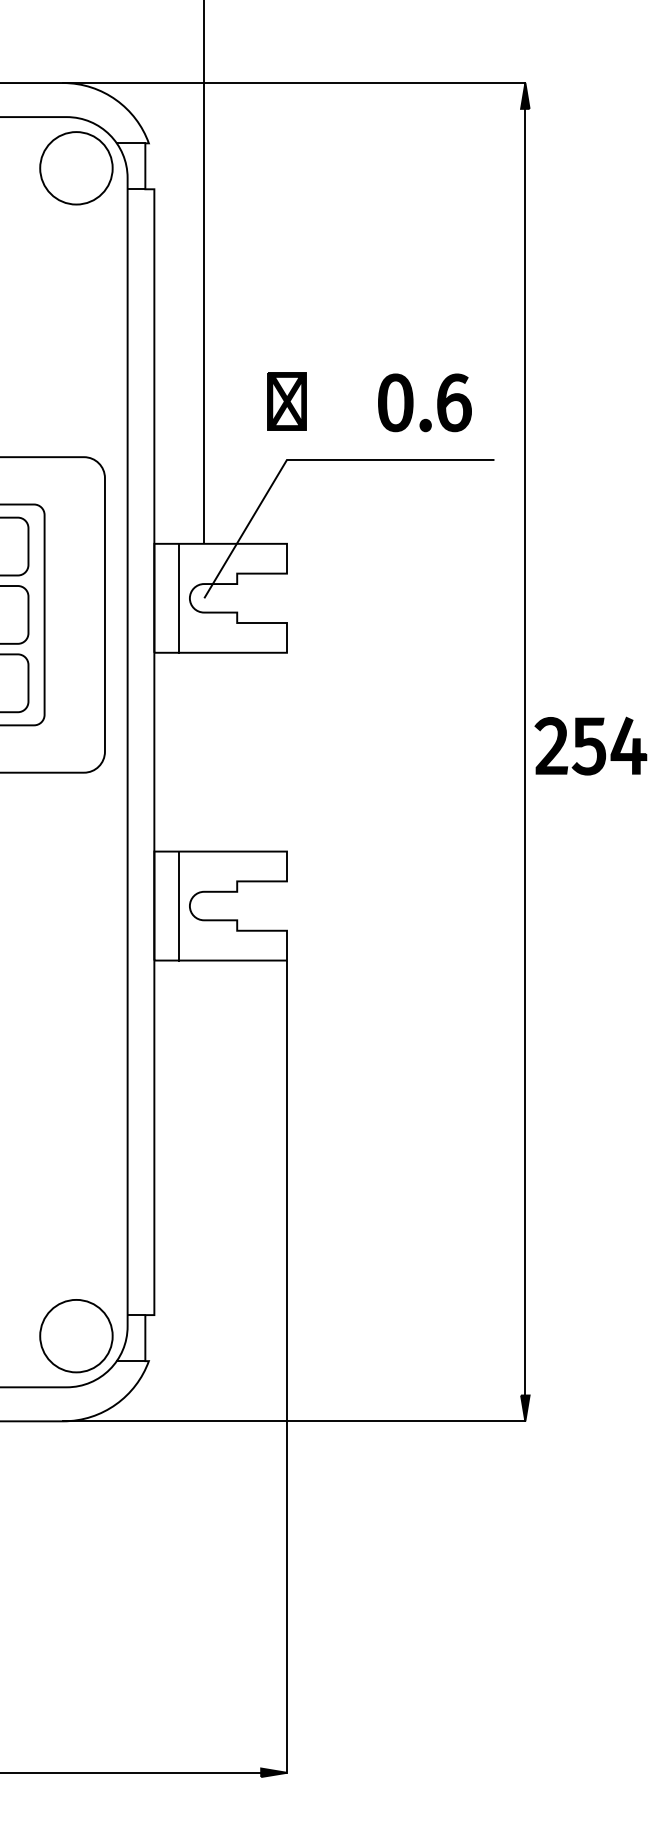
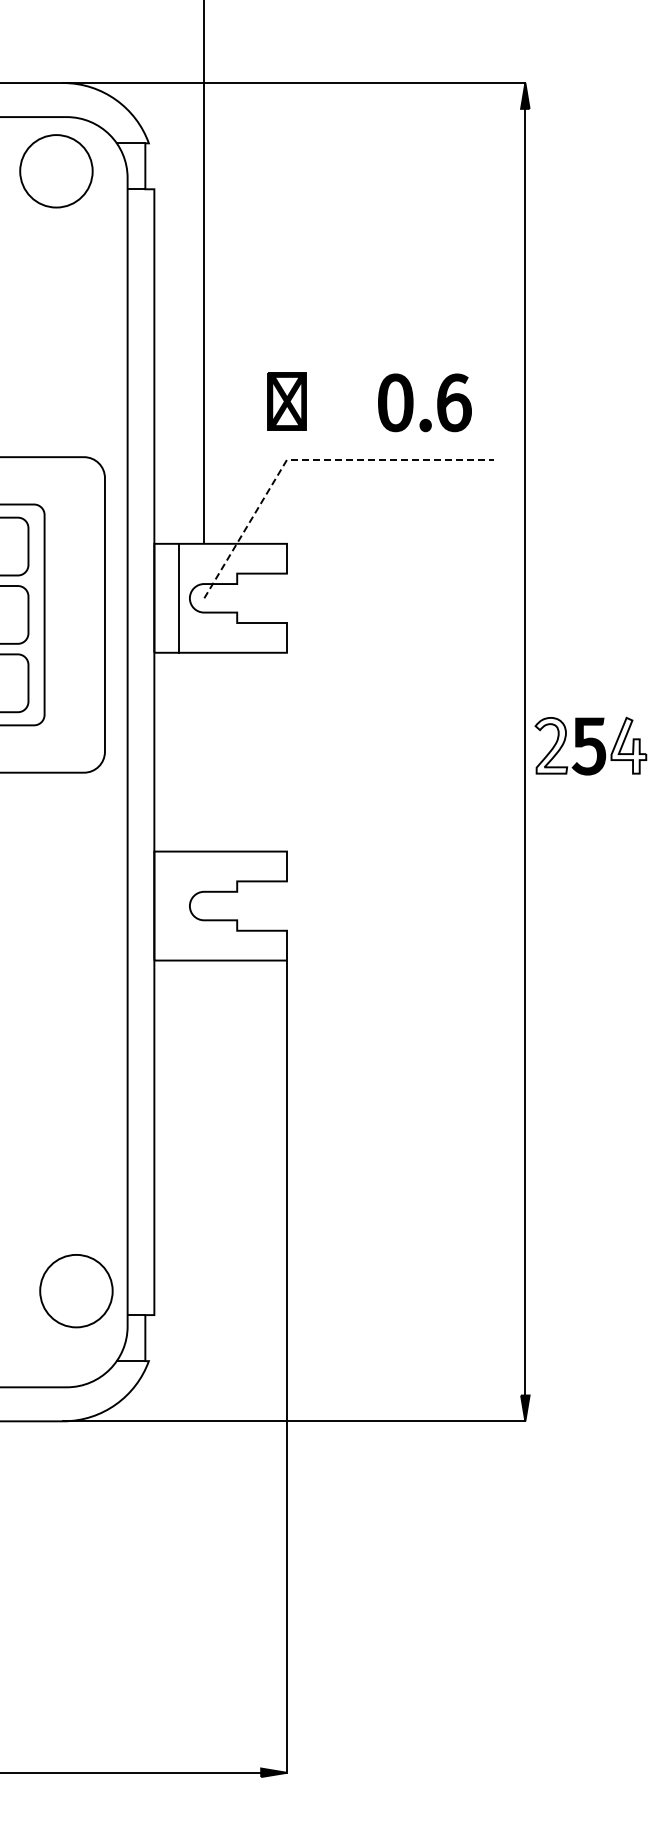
circle position: (76, 168) -> (56, 171) (56, 171)
line: solid -> dashed (309, 459)
fill: present -> none (551, 745)
fill: present -> none (628, 745)
line: present -> none (179, 905)
circle position: (76, 1336) -> (76, 1291) (76, 1291)
